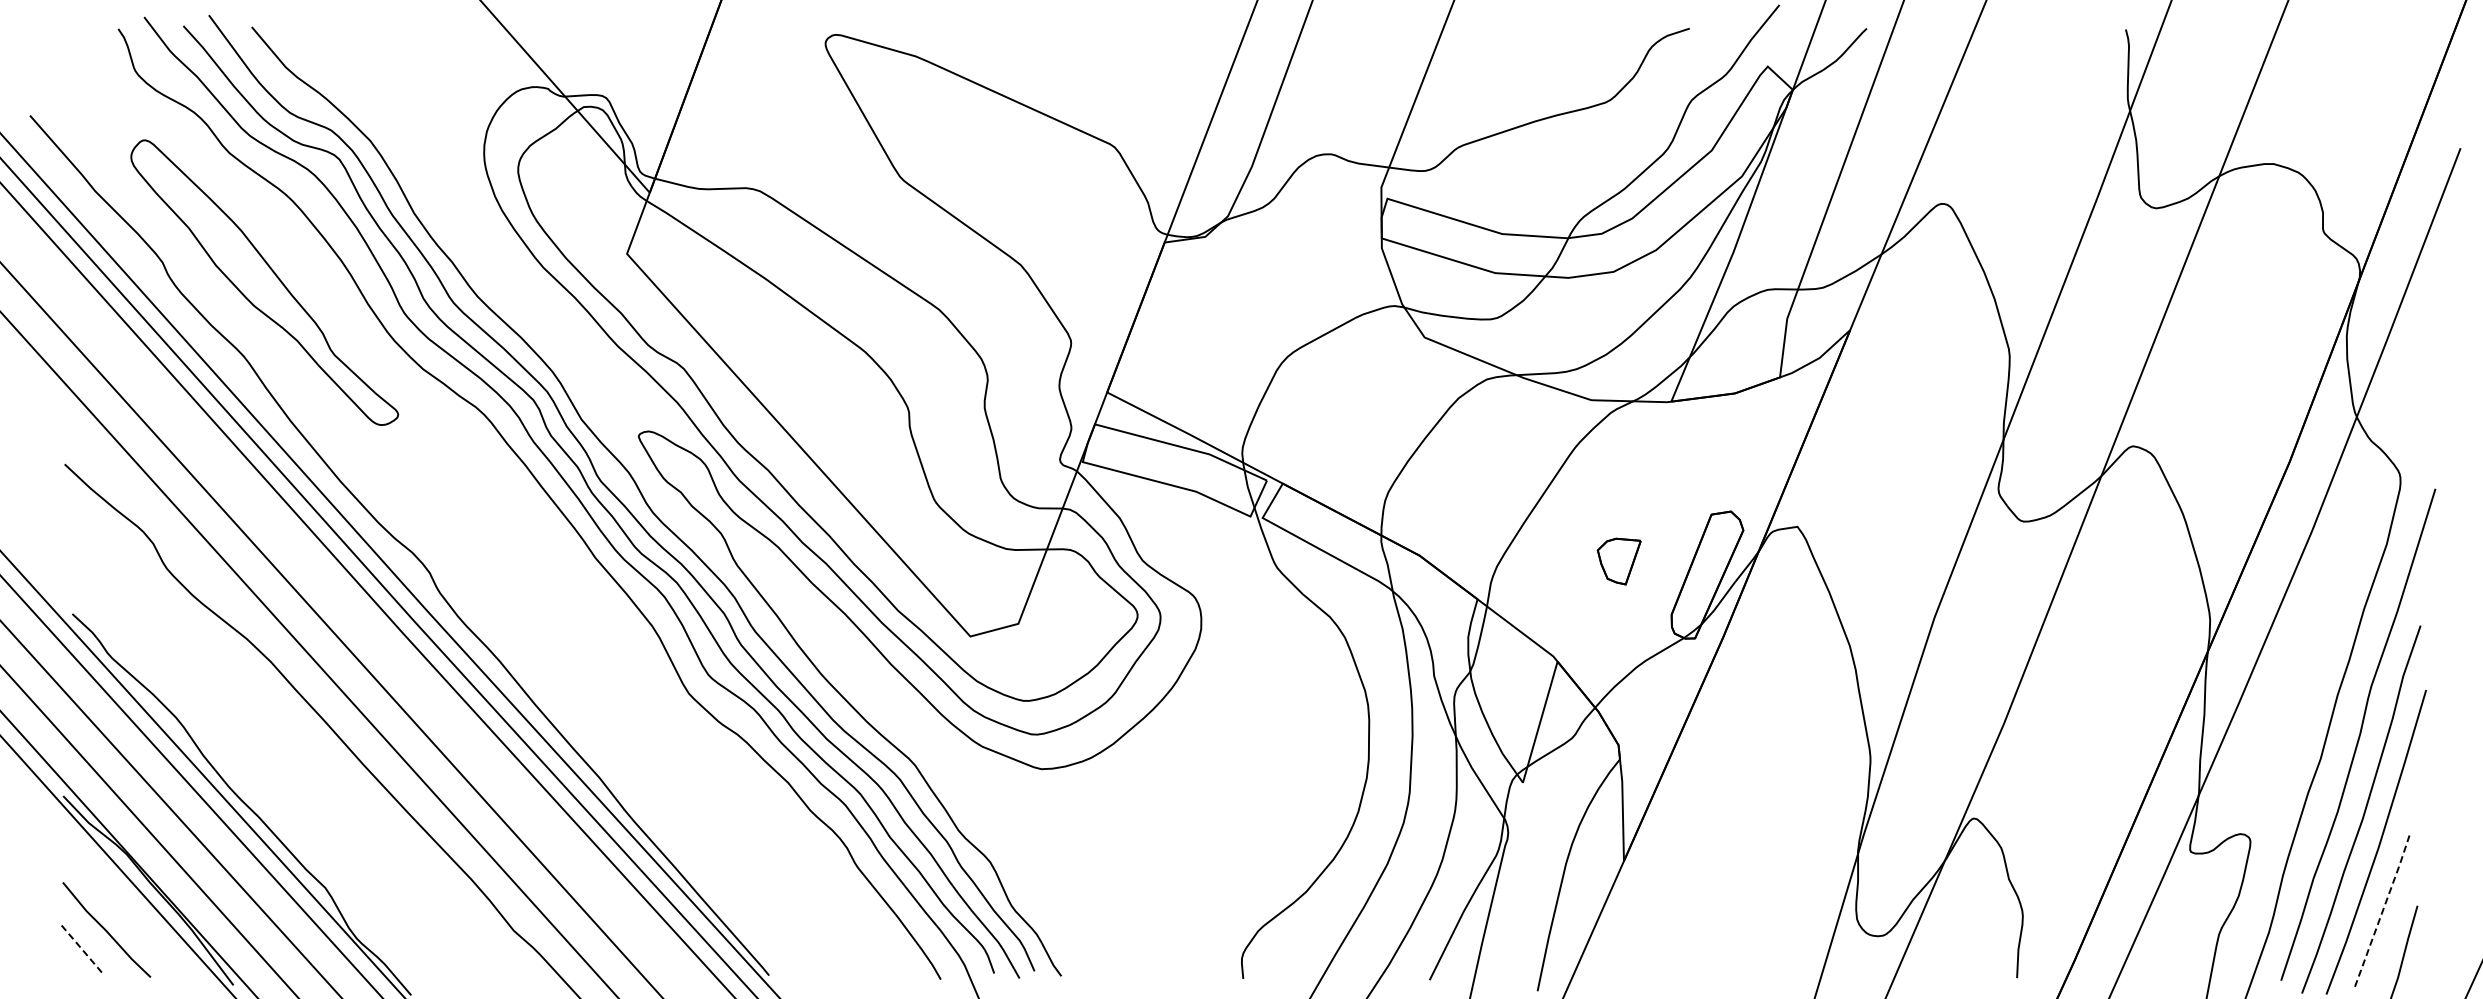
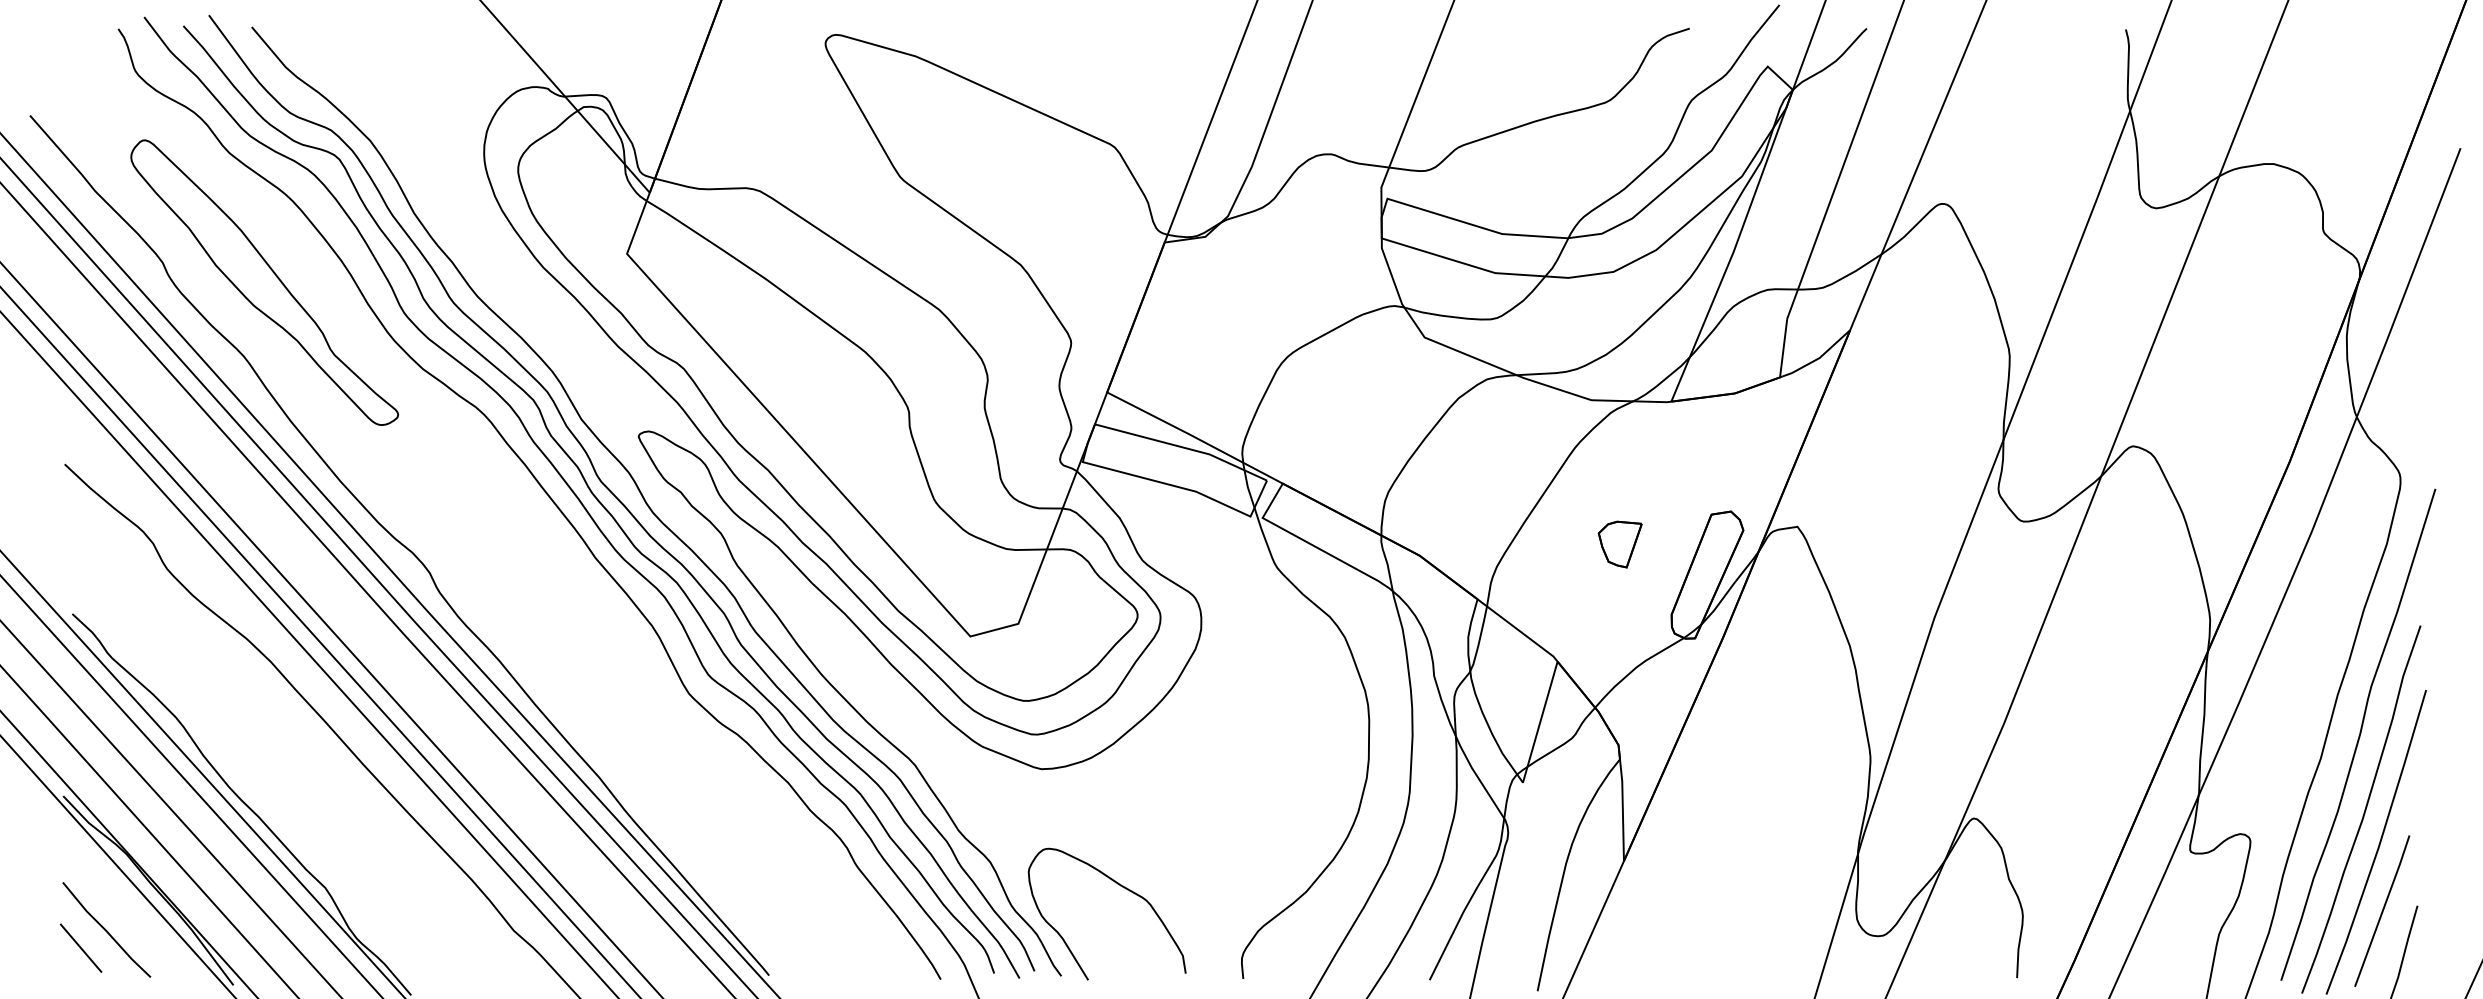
part position: (1618, 561) -> (1619, 544) (1619, 544)
line: none -> present (320, 642)
curve: none -> present (1120, 886)
line: dashed -> solid (2383, 910)
line: dashed -> solid (80, 947)
